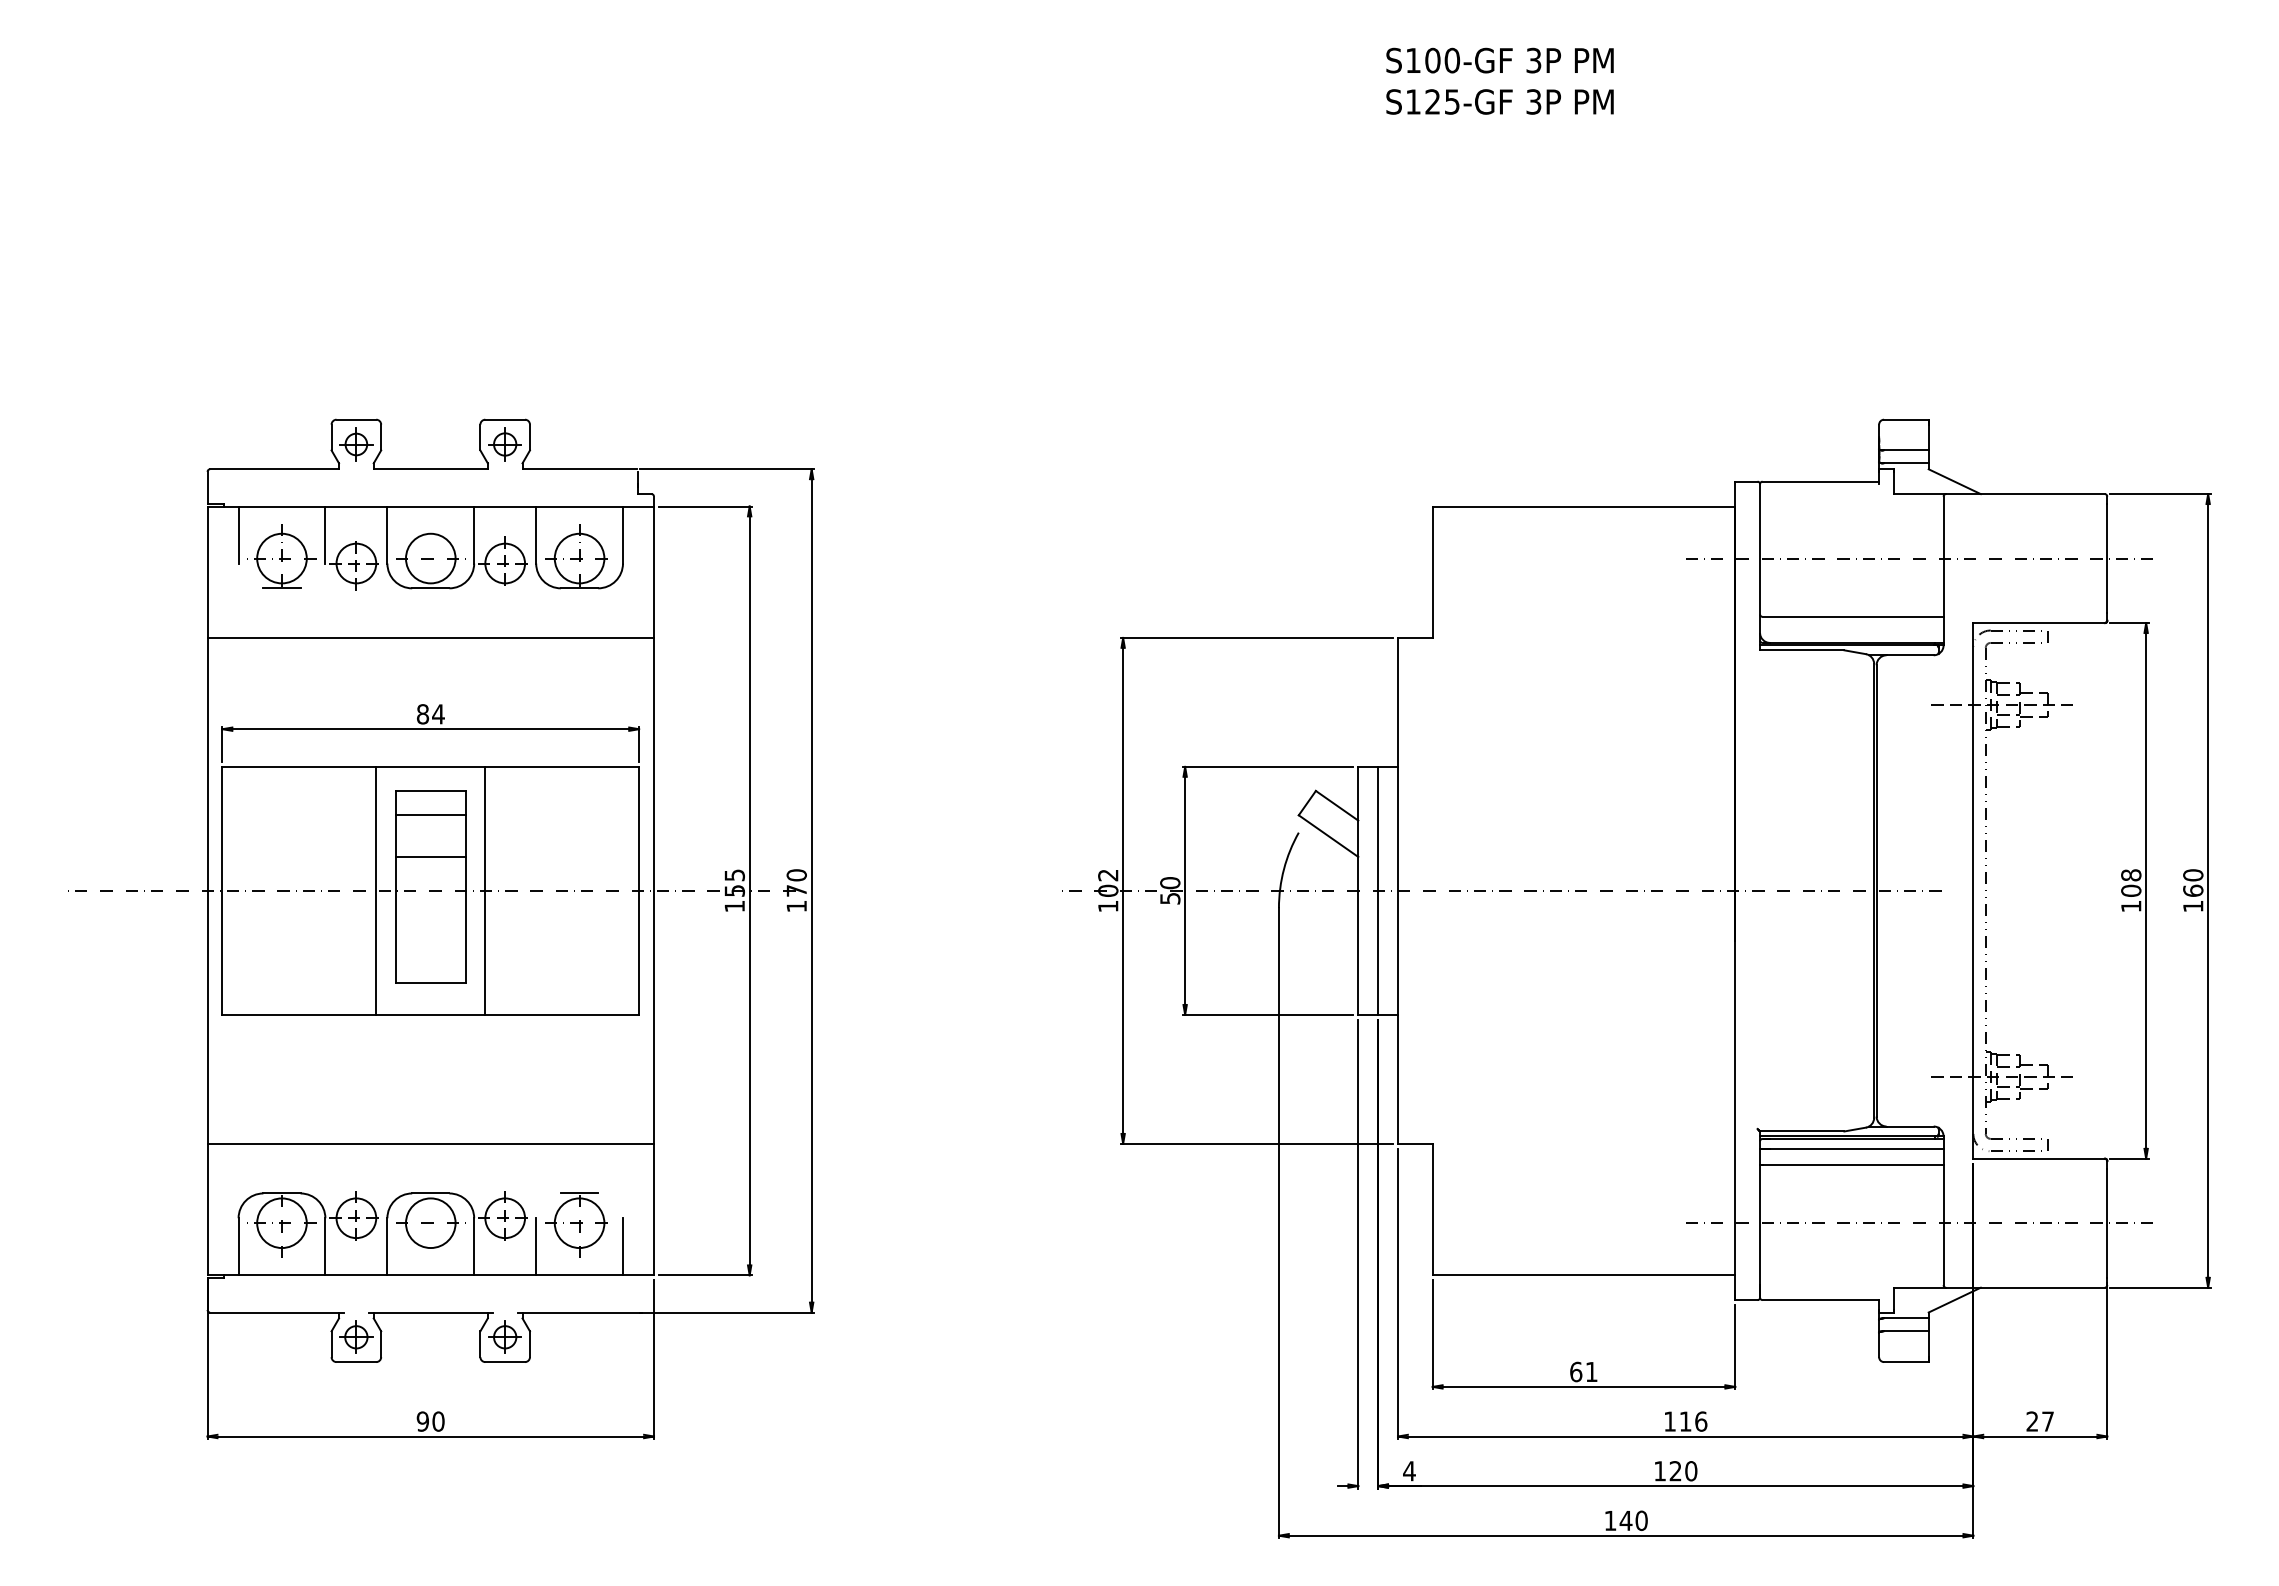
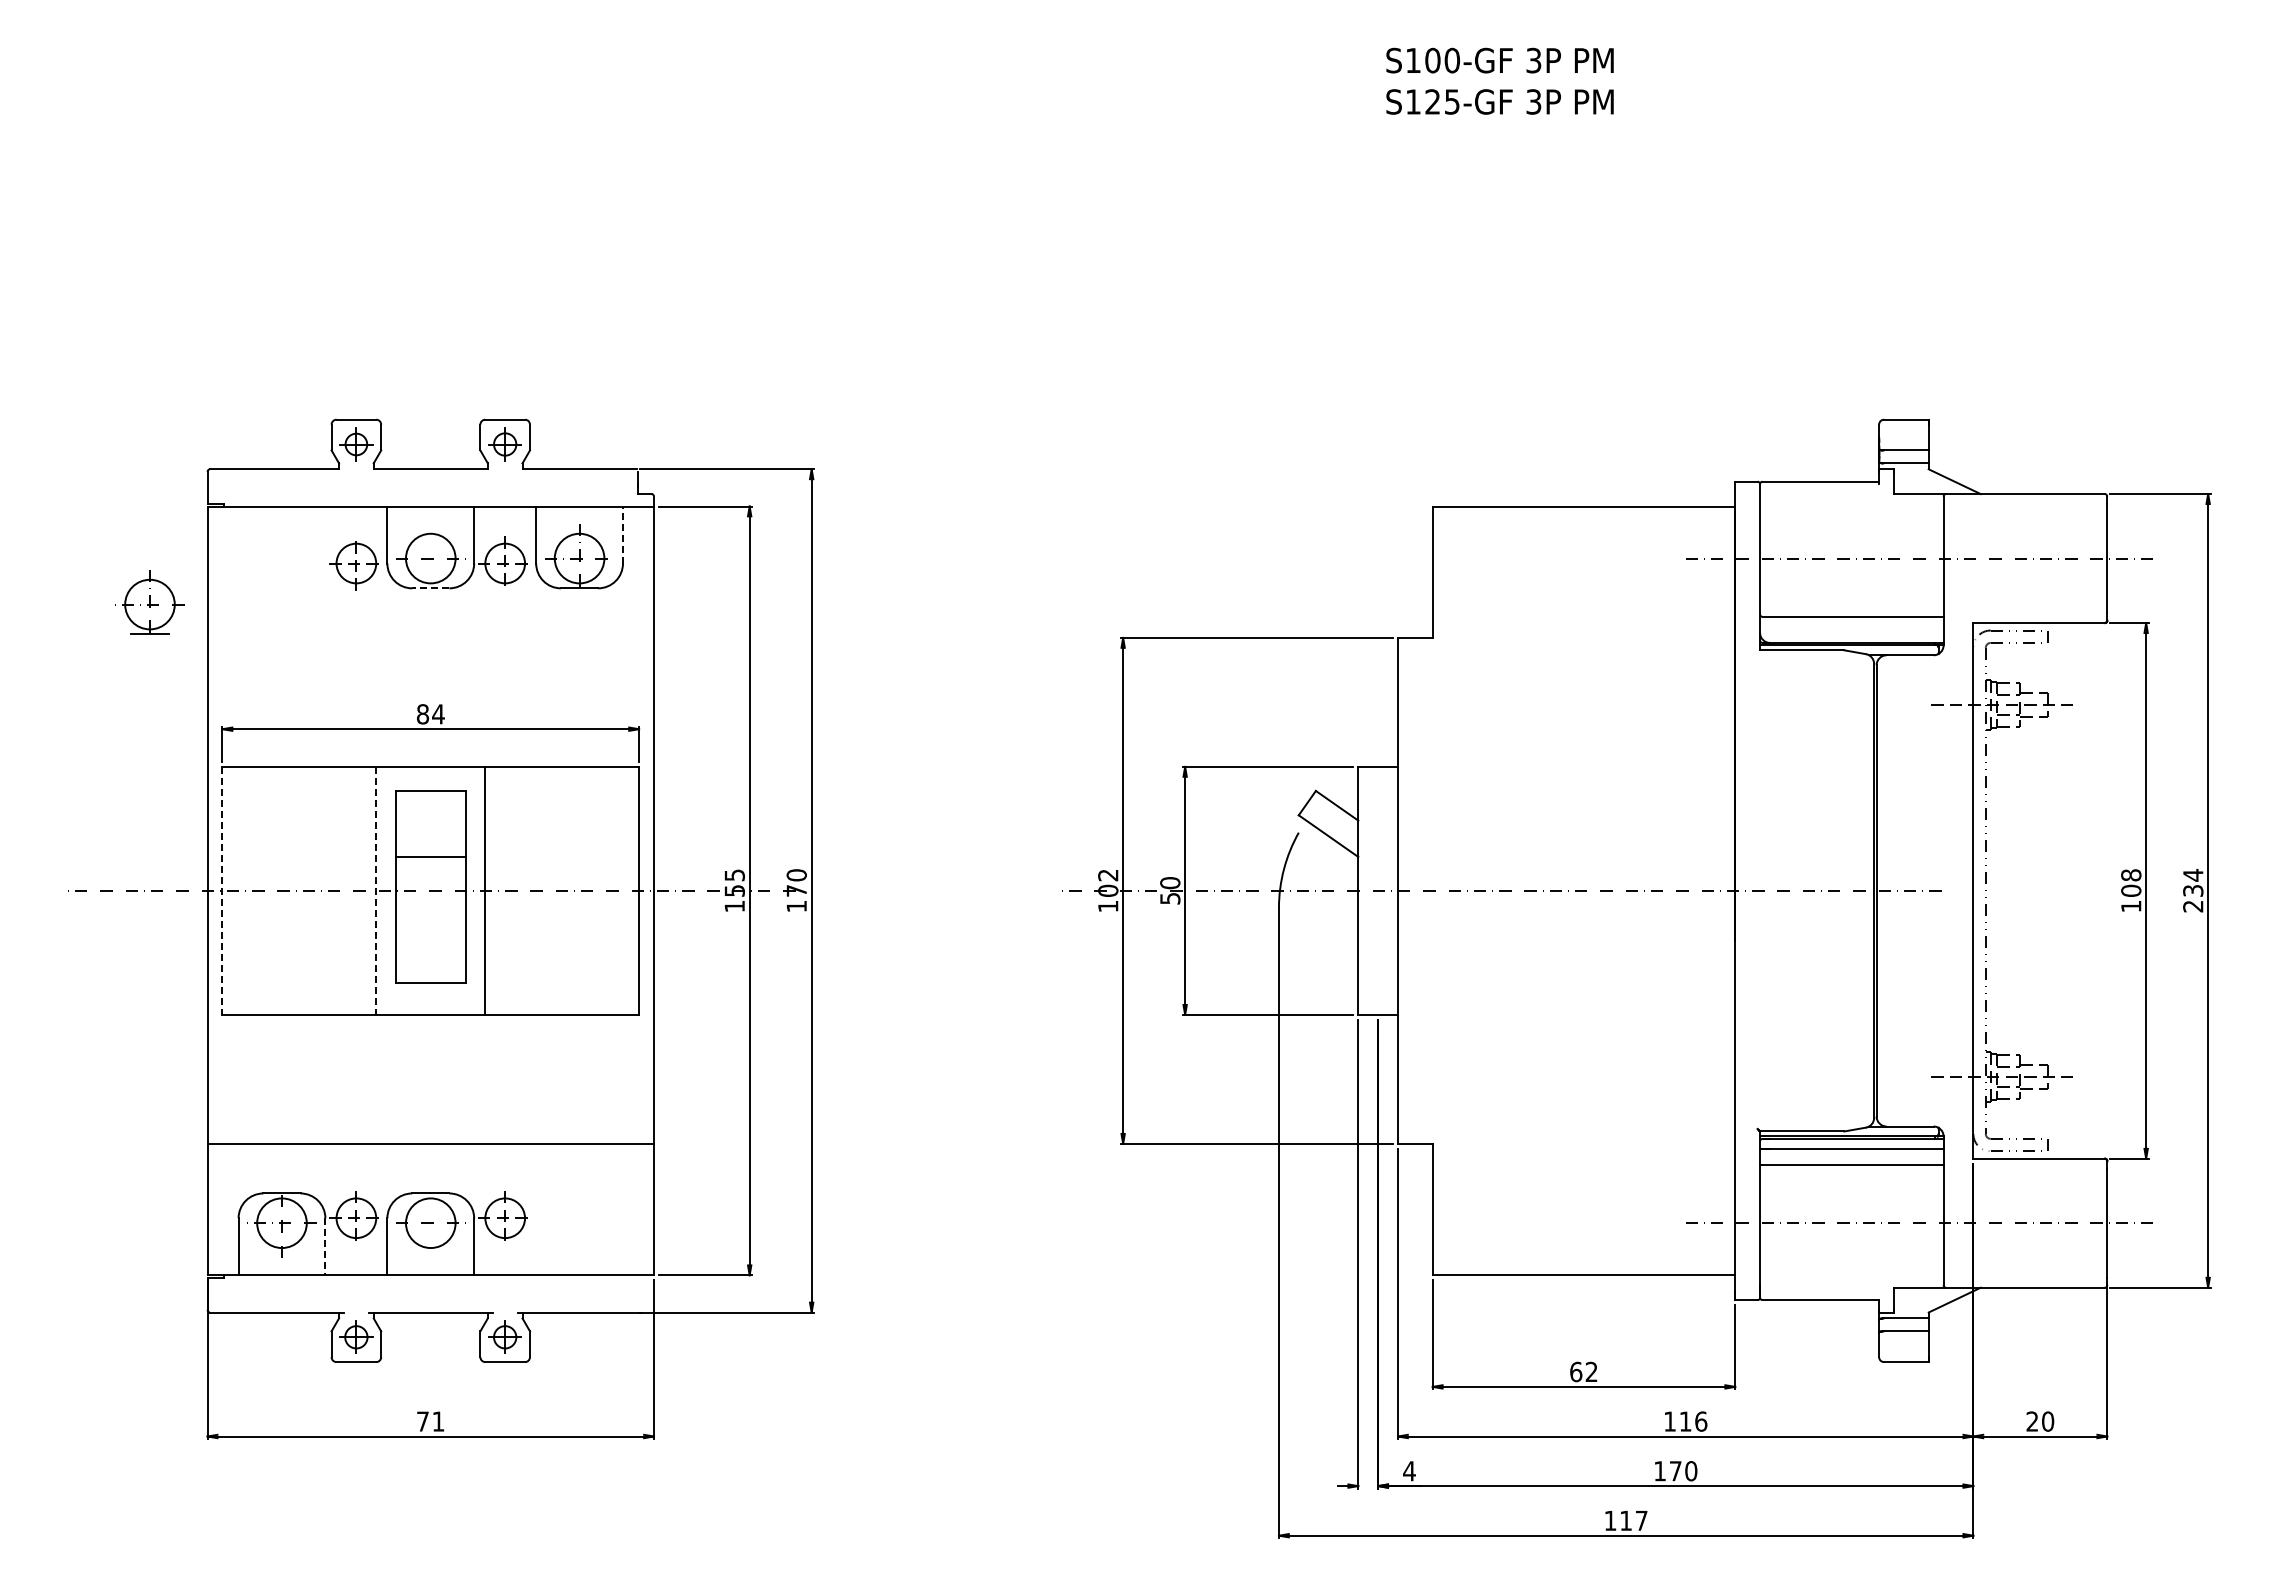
line: present -> none (238, 534)
line: present -> none (325, 534)
line: solid -> dashed (622, 535)
part position: (281, 556) -> (149, 602) (149, 602)
line: solid -> dashed (430, 588)
line: present -> none (430, 637)
line: present -> none (430, 815)
line: present -> none (1378, 890)
text: 160 -> 234 (2193, 890)
line: solid -> dashed (222, 891)
line: solid -> dashed (376, 891)
part: present -> none (576, 1224)
line: solid -> dashed (325, 1246)
line: present -> none (536, 1246)
line: present -> none (622, 1246)
text: 61 -> 62 (1591, 1371)
text: 90 -> 71 (430, 1421)
text: 27 -> 20 (2048, 1421)
text: 120 -> 170 (1675, 1471)
text: 140 -> 117 (1633, 1520)
